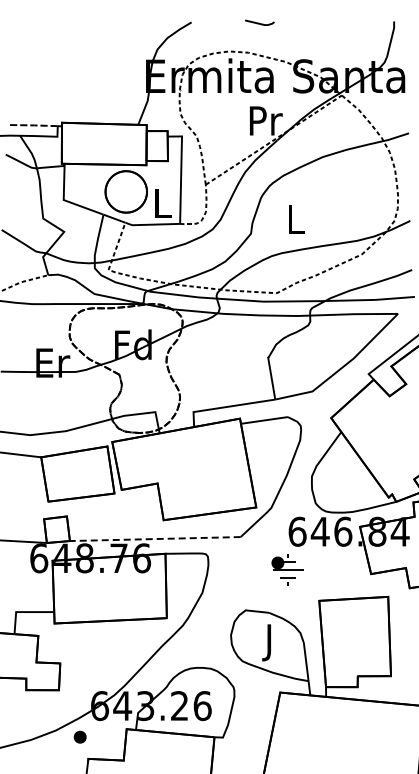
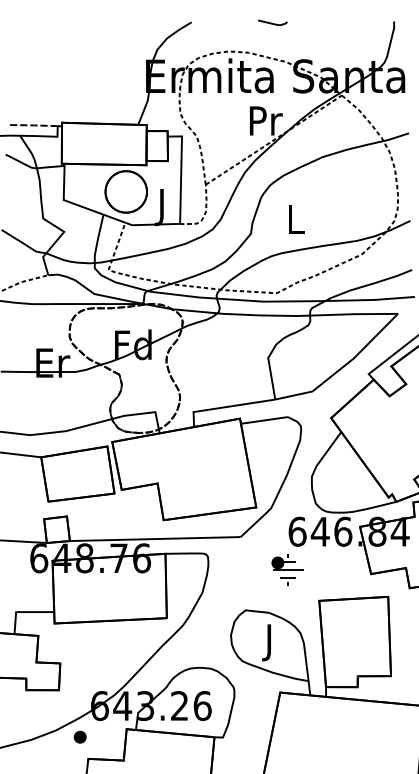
line position: (259, 22) -> (272, 22) (272, 22)
text: L -> J (162, 207)
line: dashed -> solid (154, 539)
